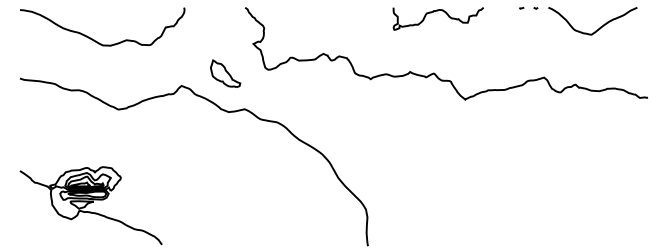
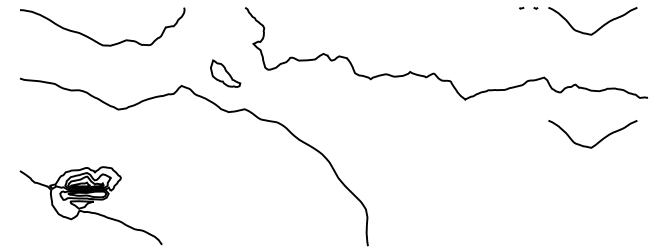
curve: present -> none (437, 11)
curve: none -> present (599, 140)
